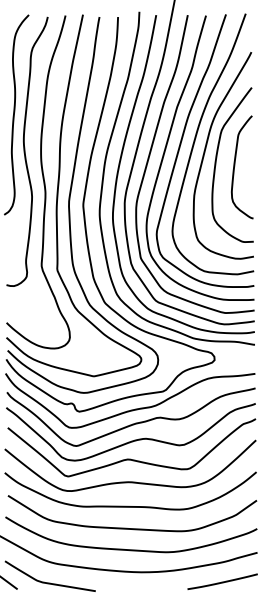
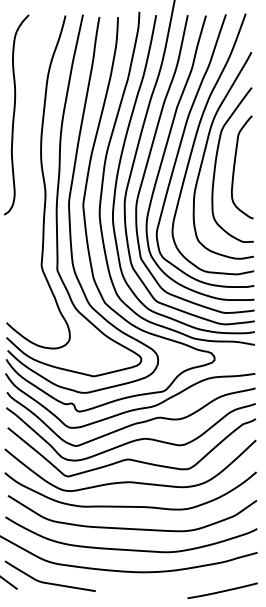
curve: present -> none (25, 151)
line position: (222, 581) -> (222, 590) (222, 590)
